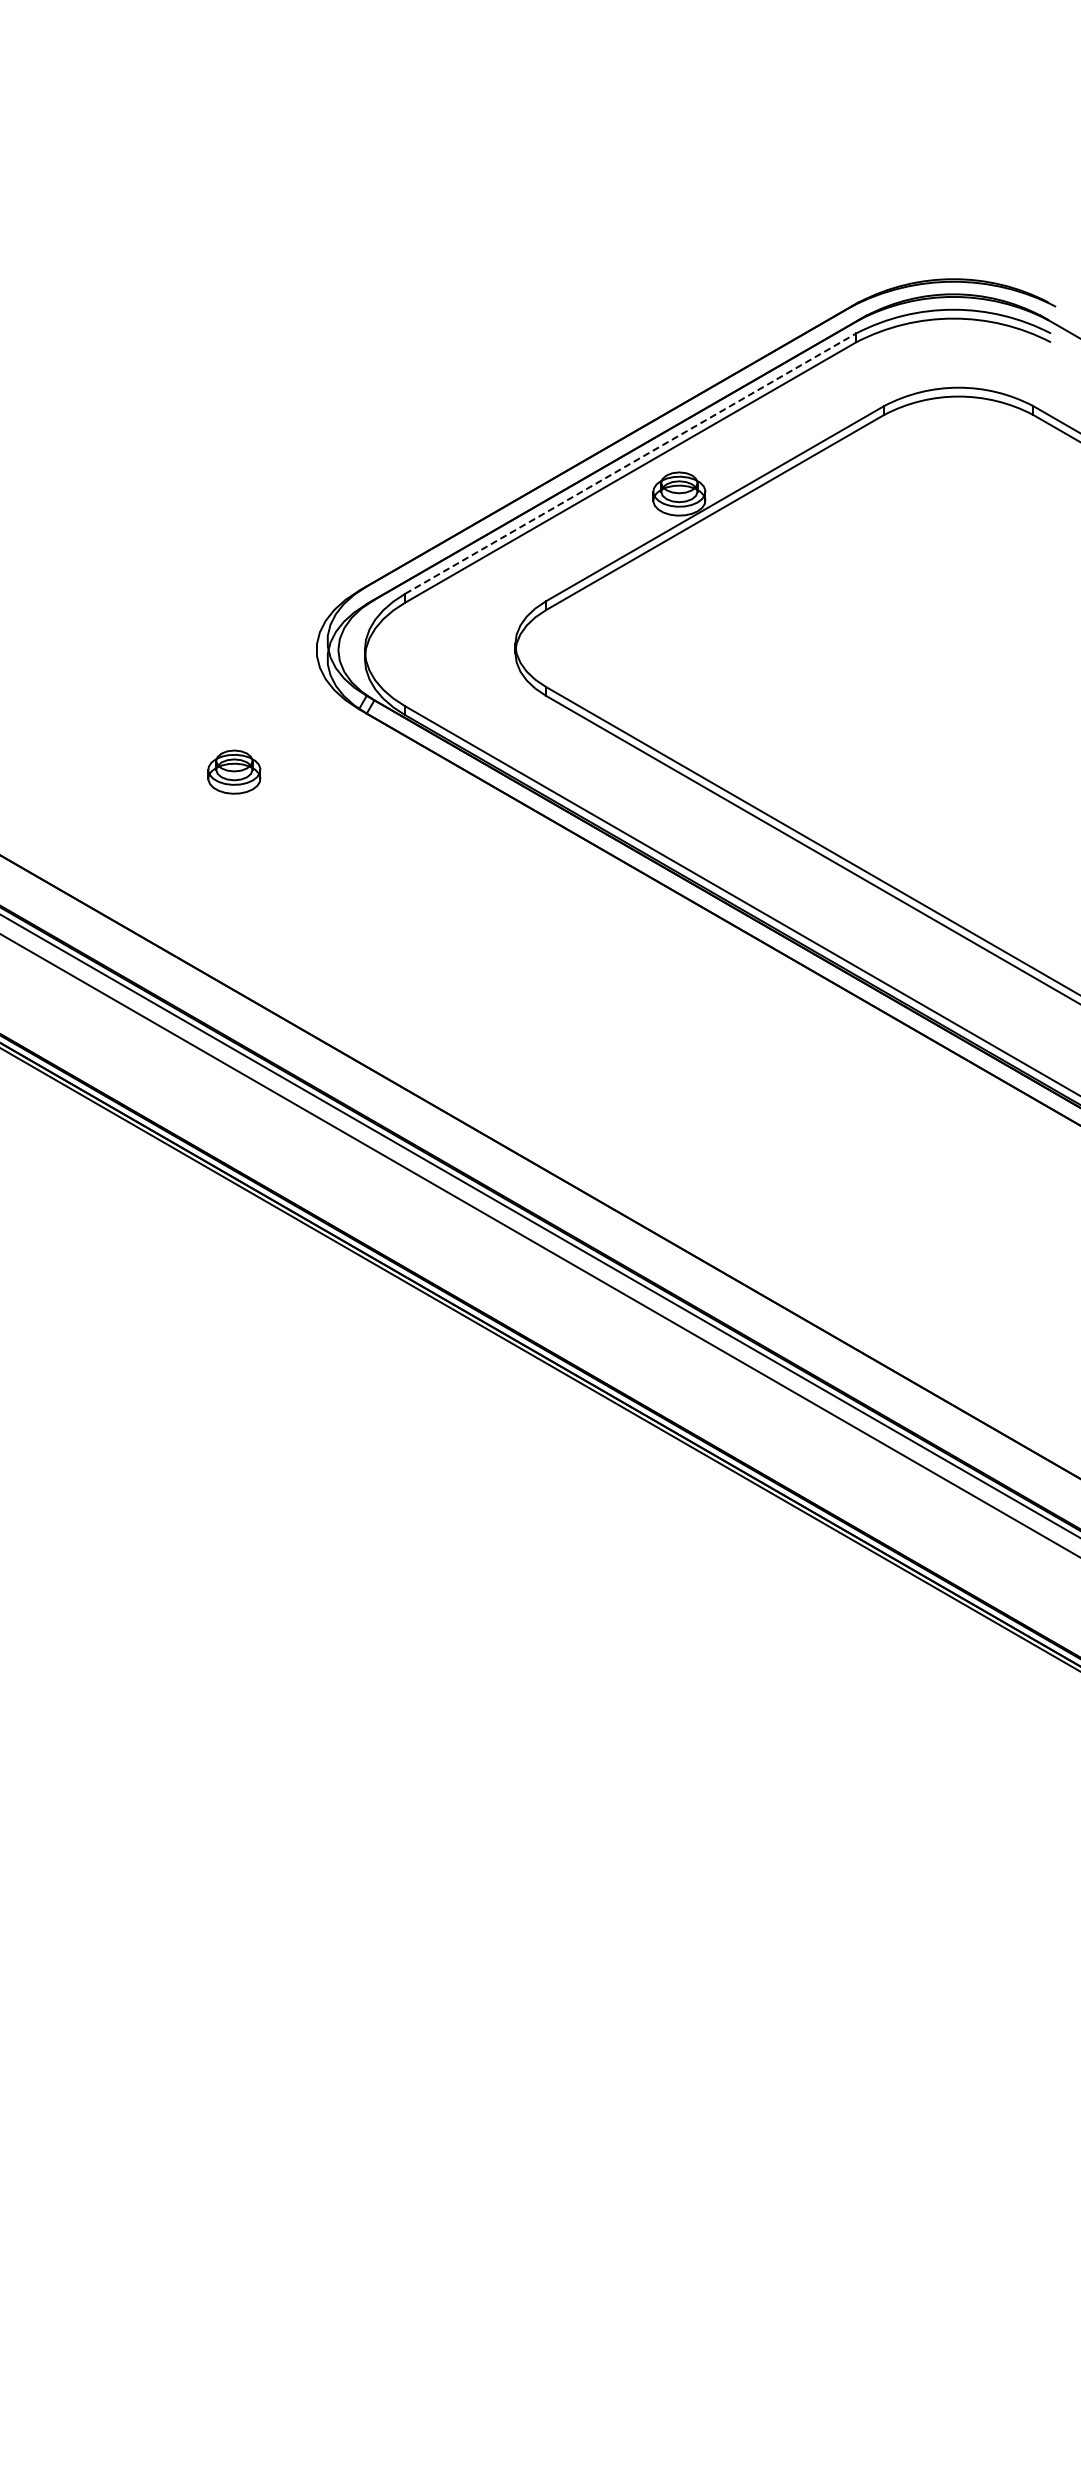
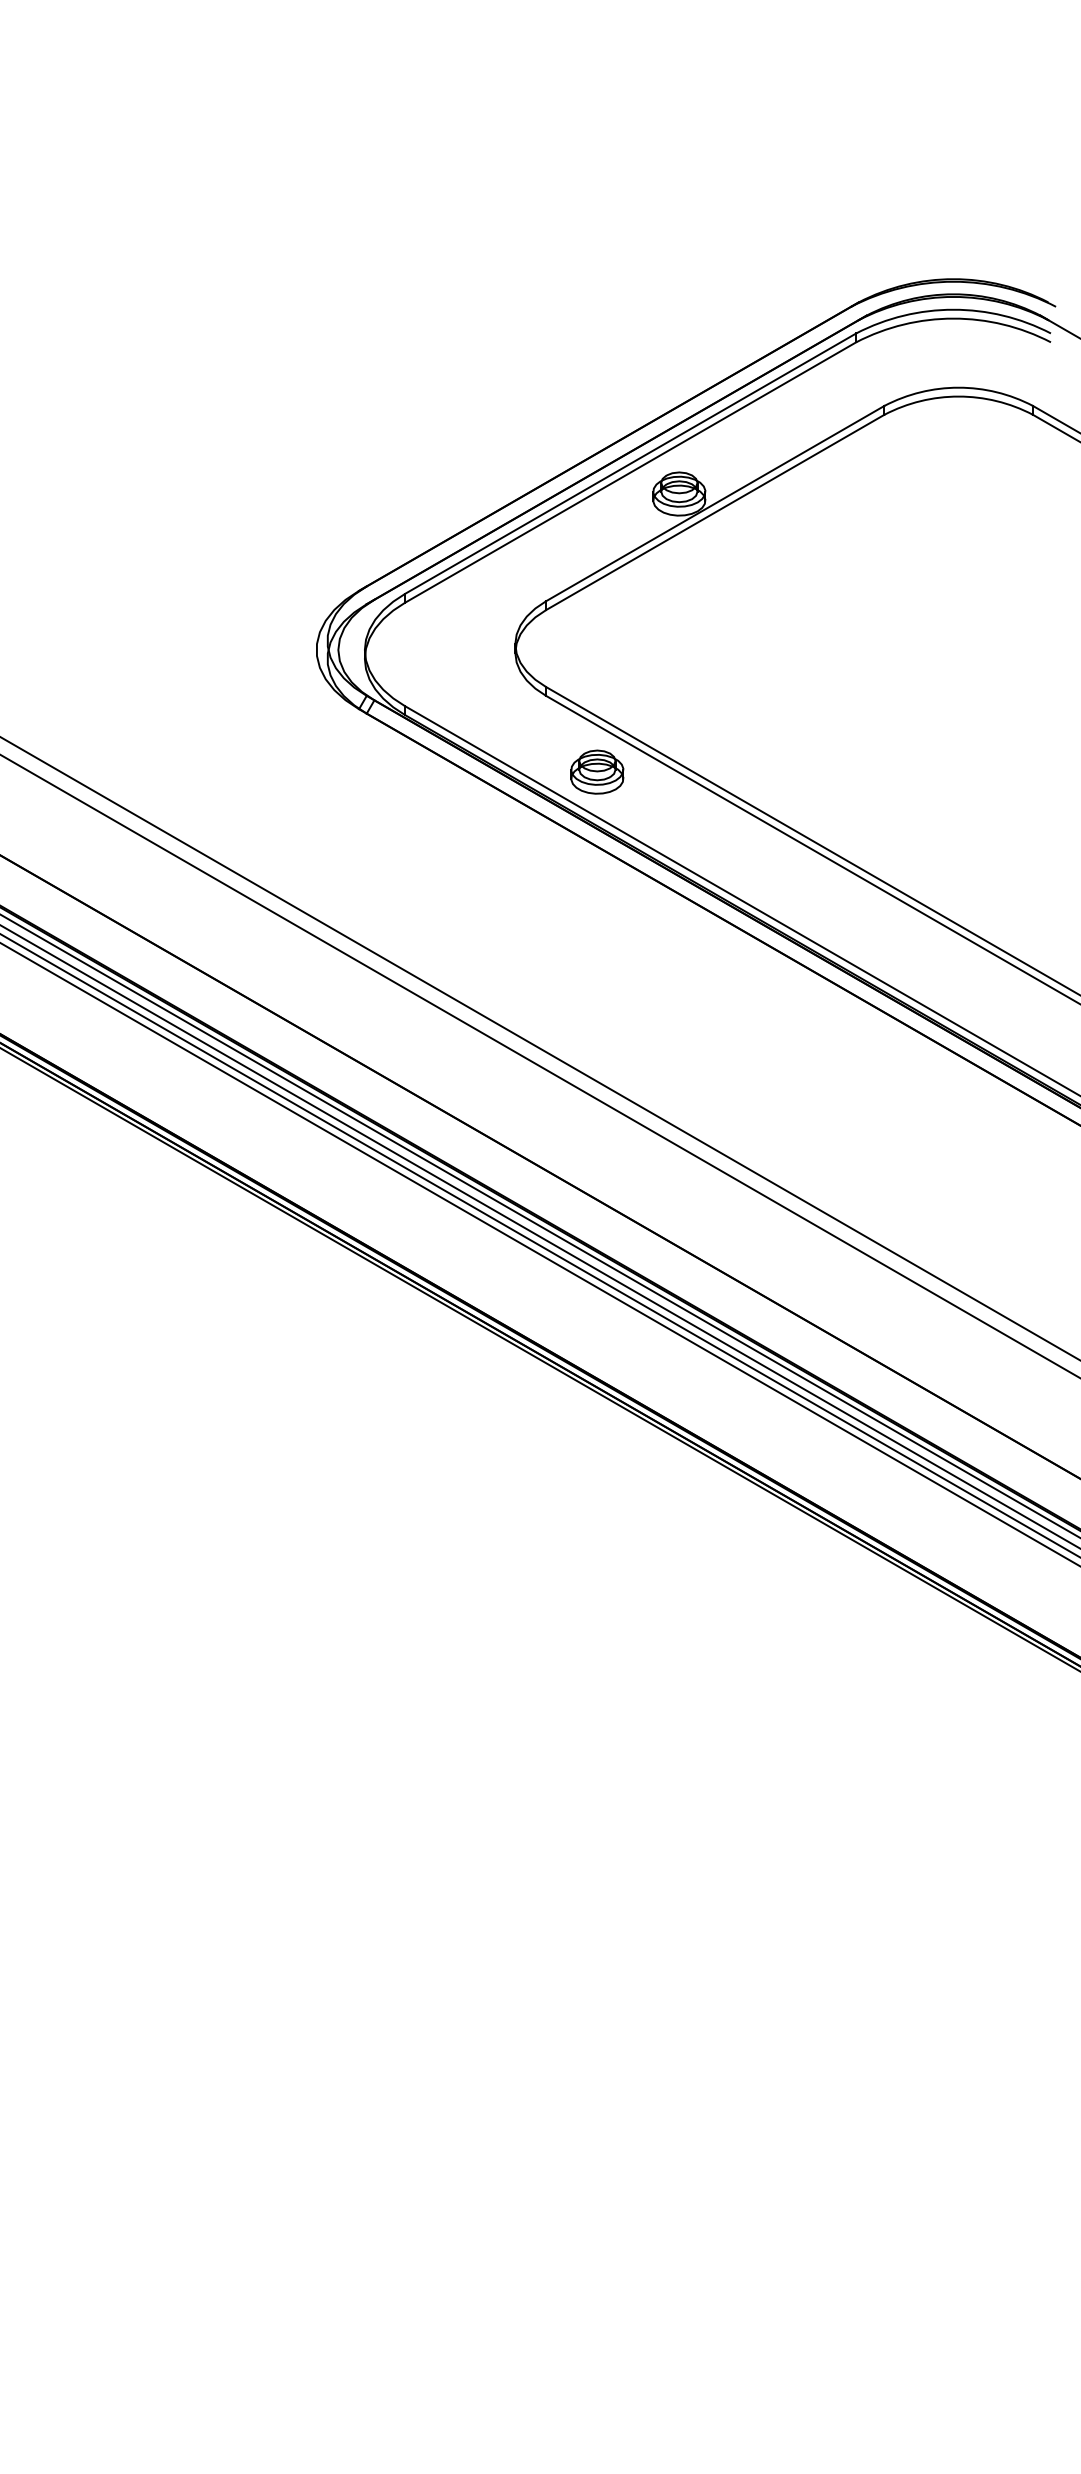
line: dashed -> solid (631, 463)
part position: (234, 771) -> (597, 771) (597, 771)
line: none -> present (539, 1048)
line: none -> present (539, 1066)
line: none -> present (539, 1236)
line: none -> present (539, 1254)
